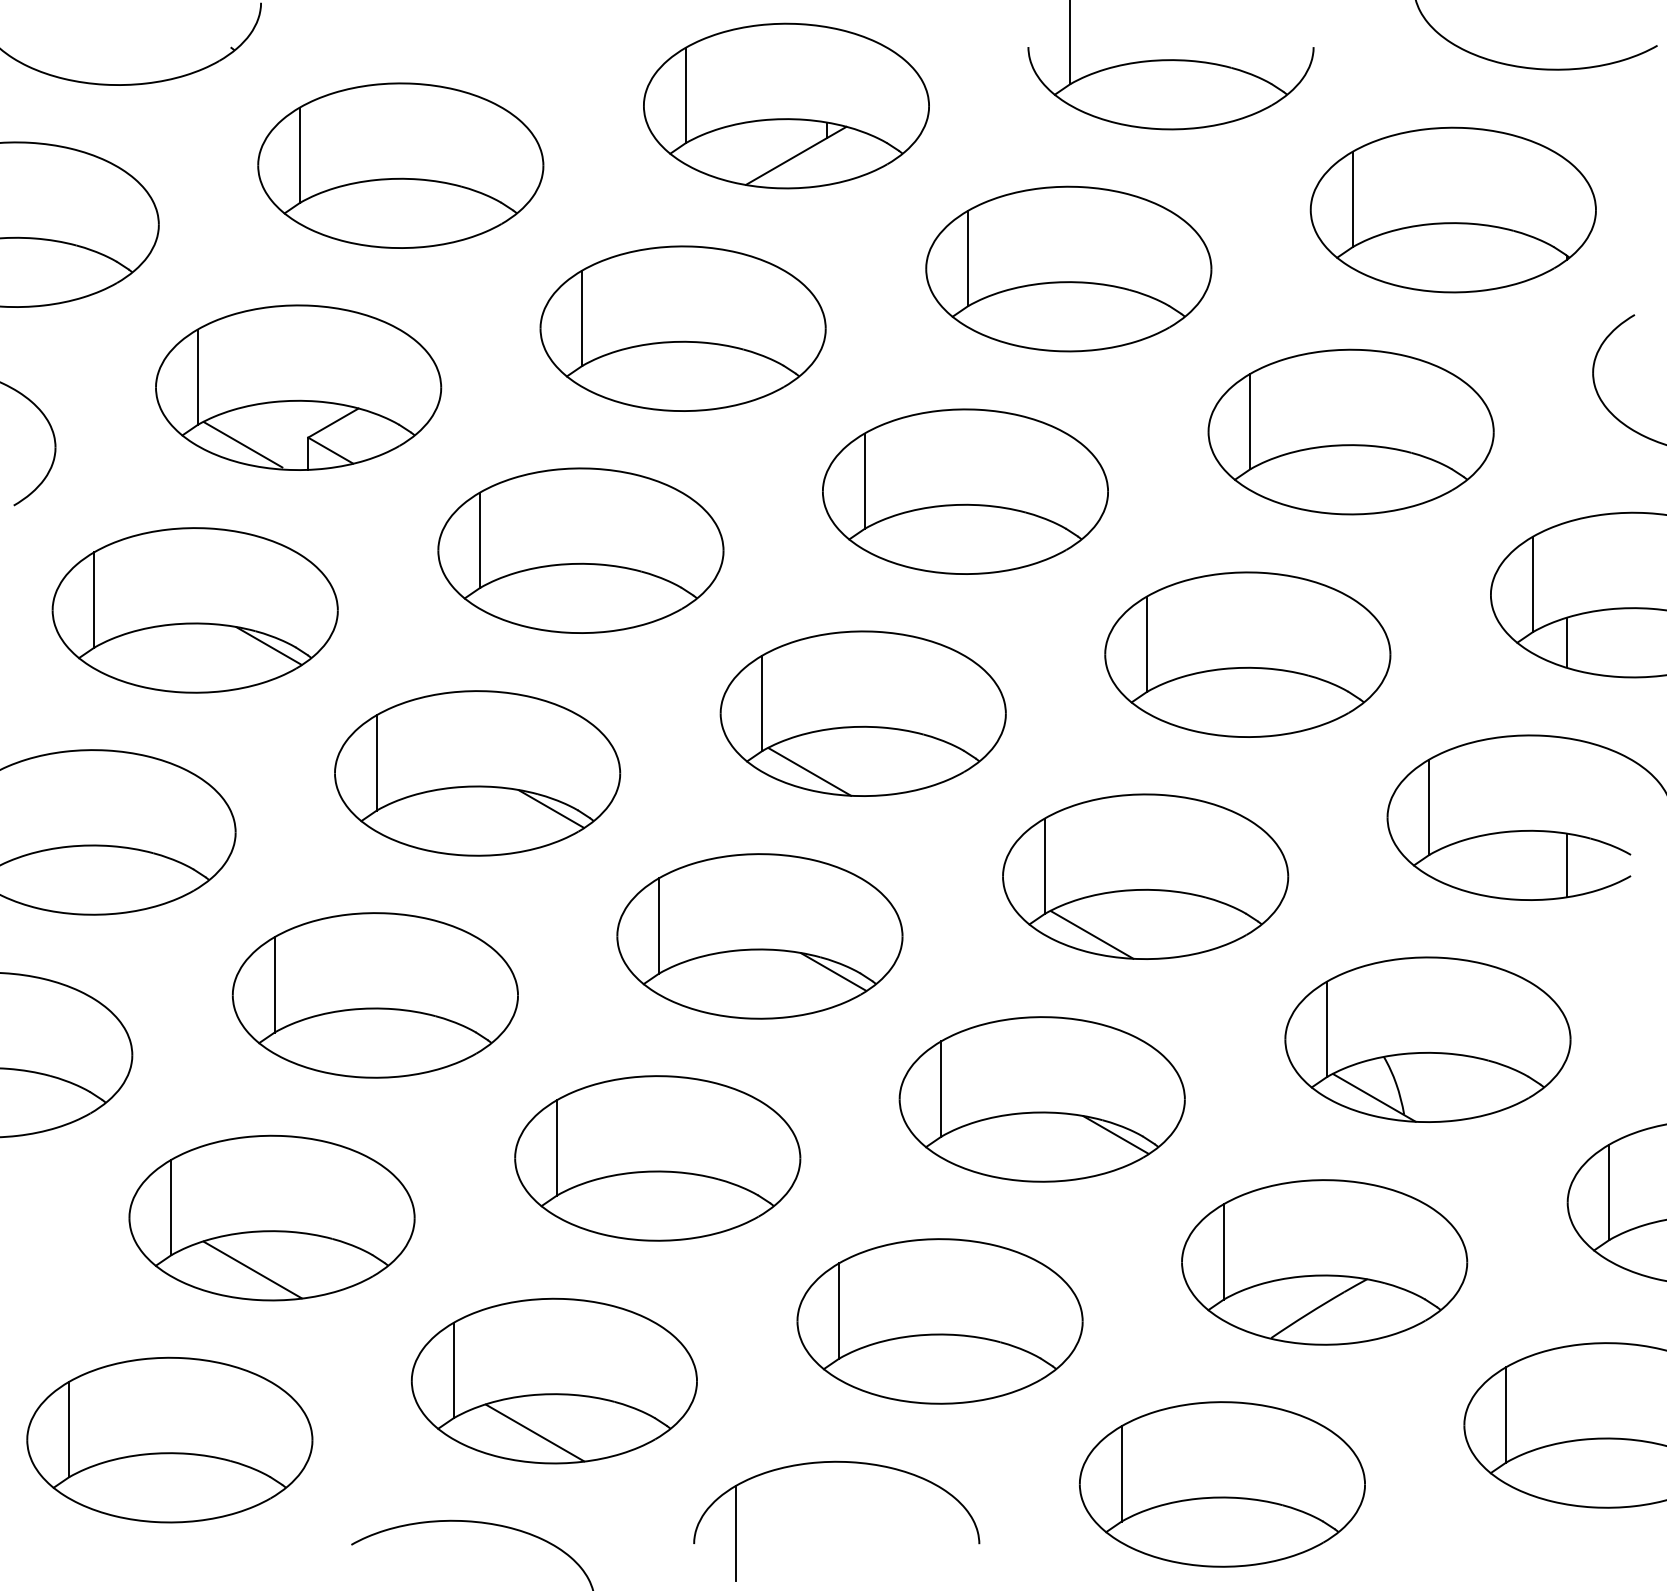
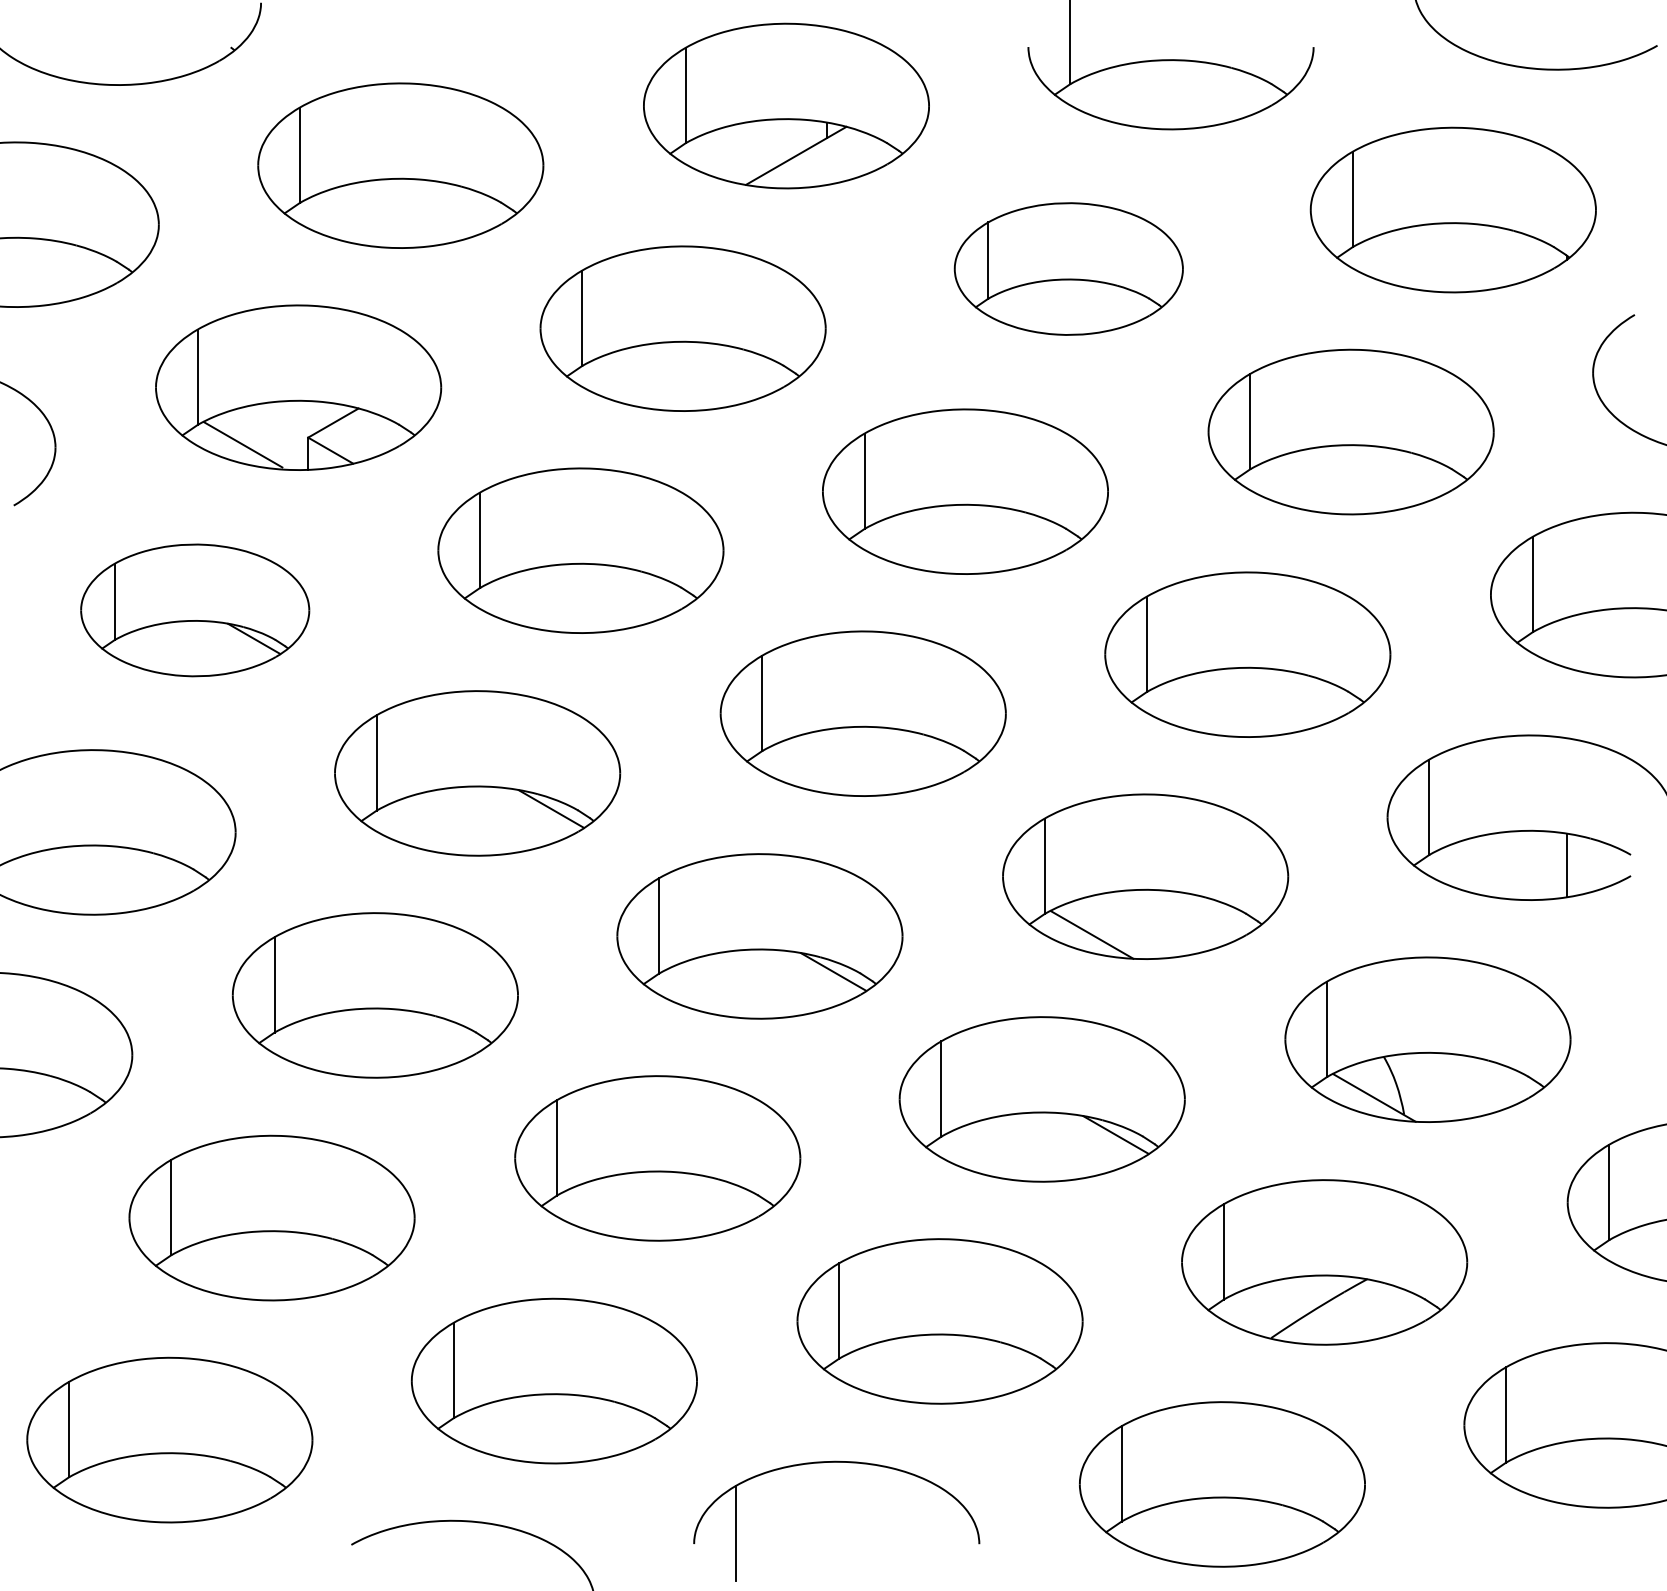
part size: 288x168 px -> 231x134 px (1068, 268)
part size: 288x167 px -> 231x135 px (195, 610)
line: present -> none (1566, 642)
line: present -> none (809, 771)
line: present -> none (252, 1269)
line: present -> none (534, 1432)
